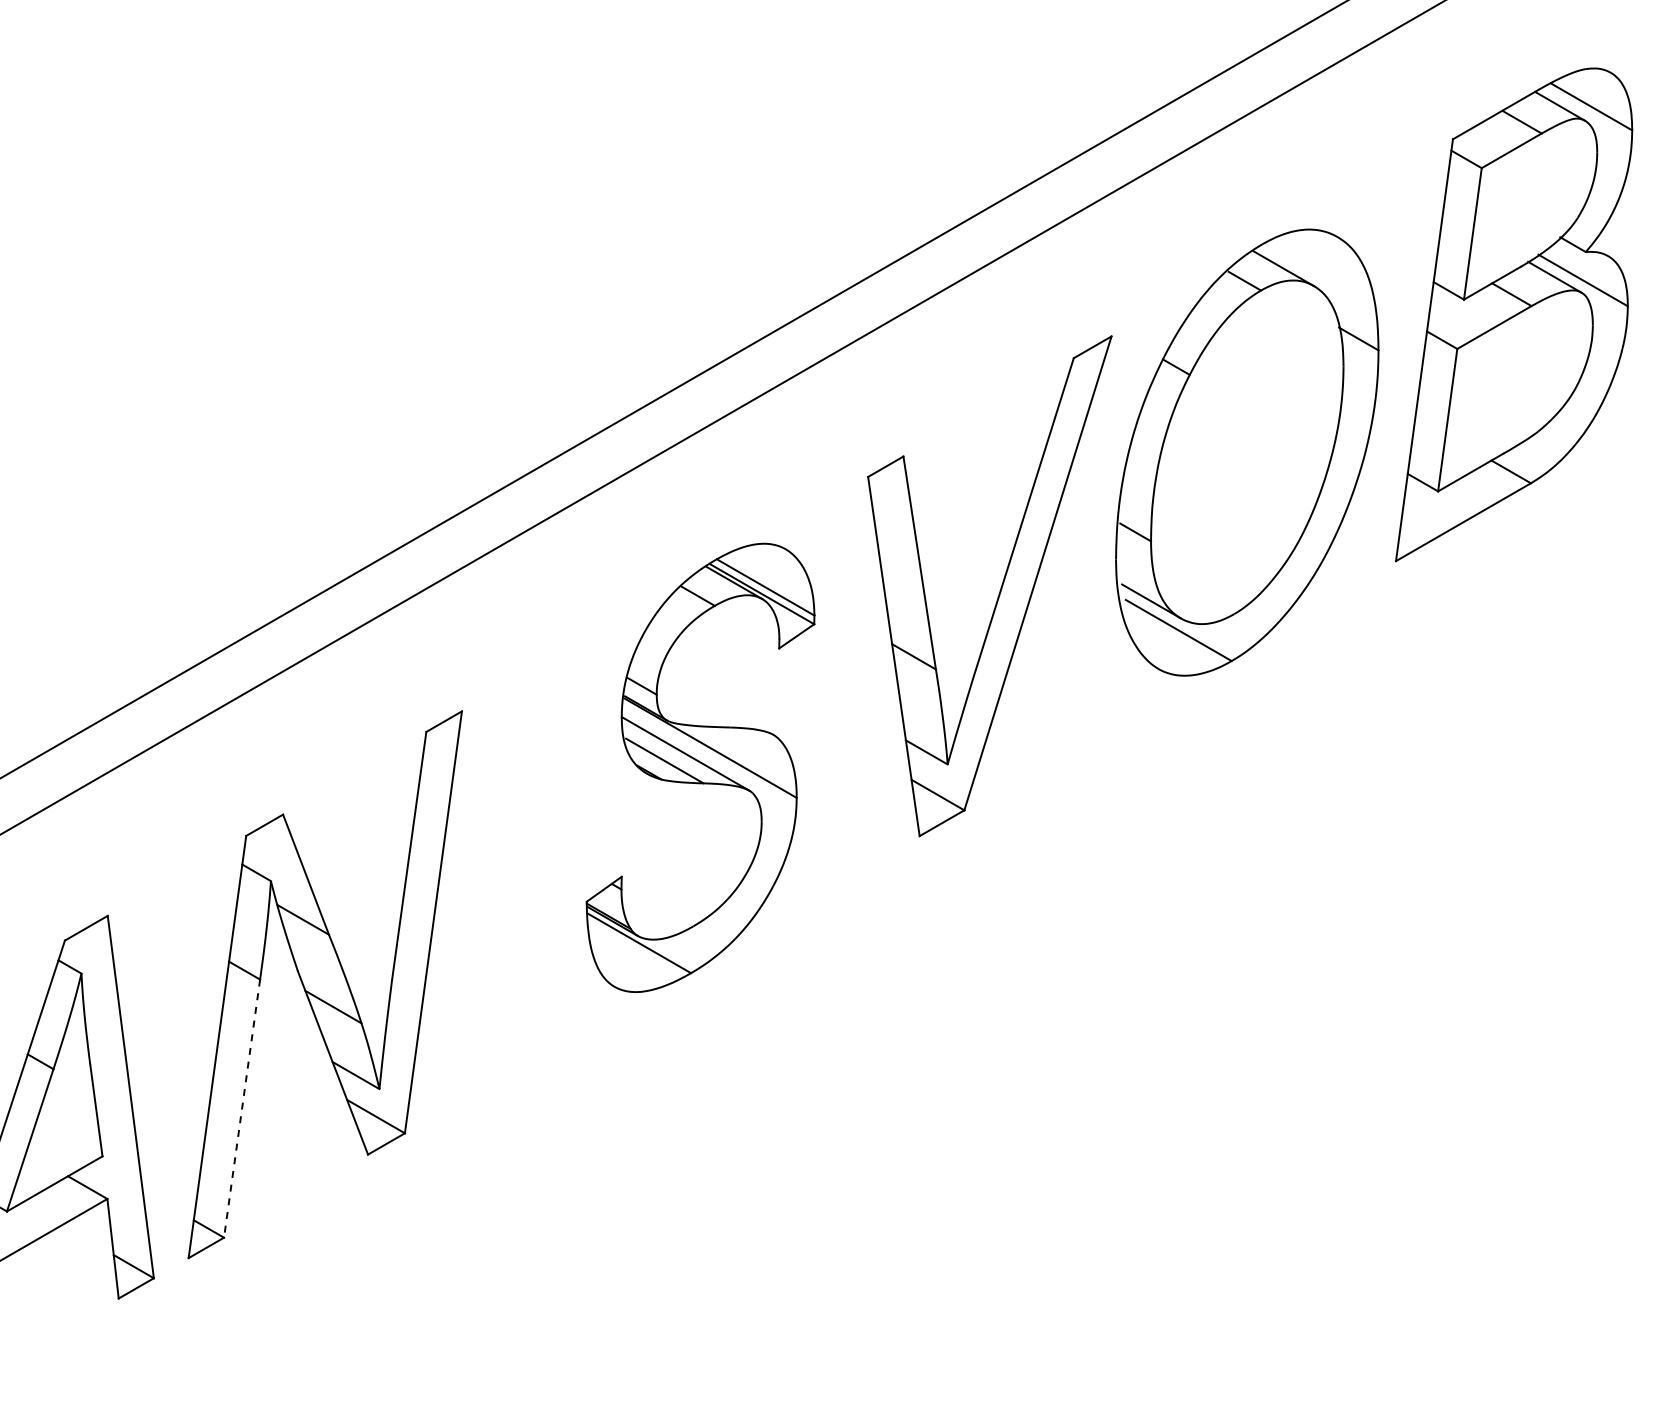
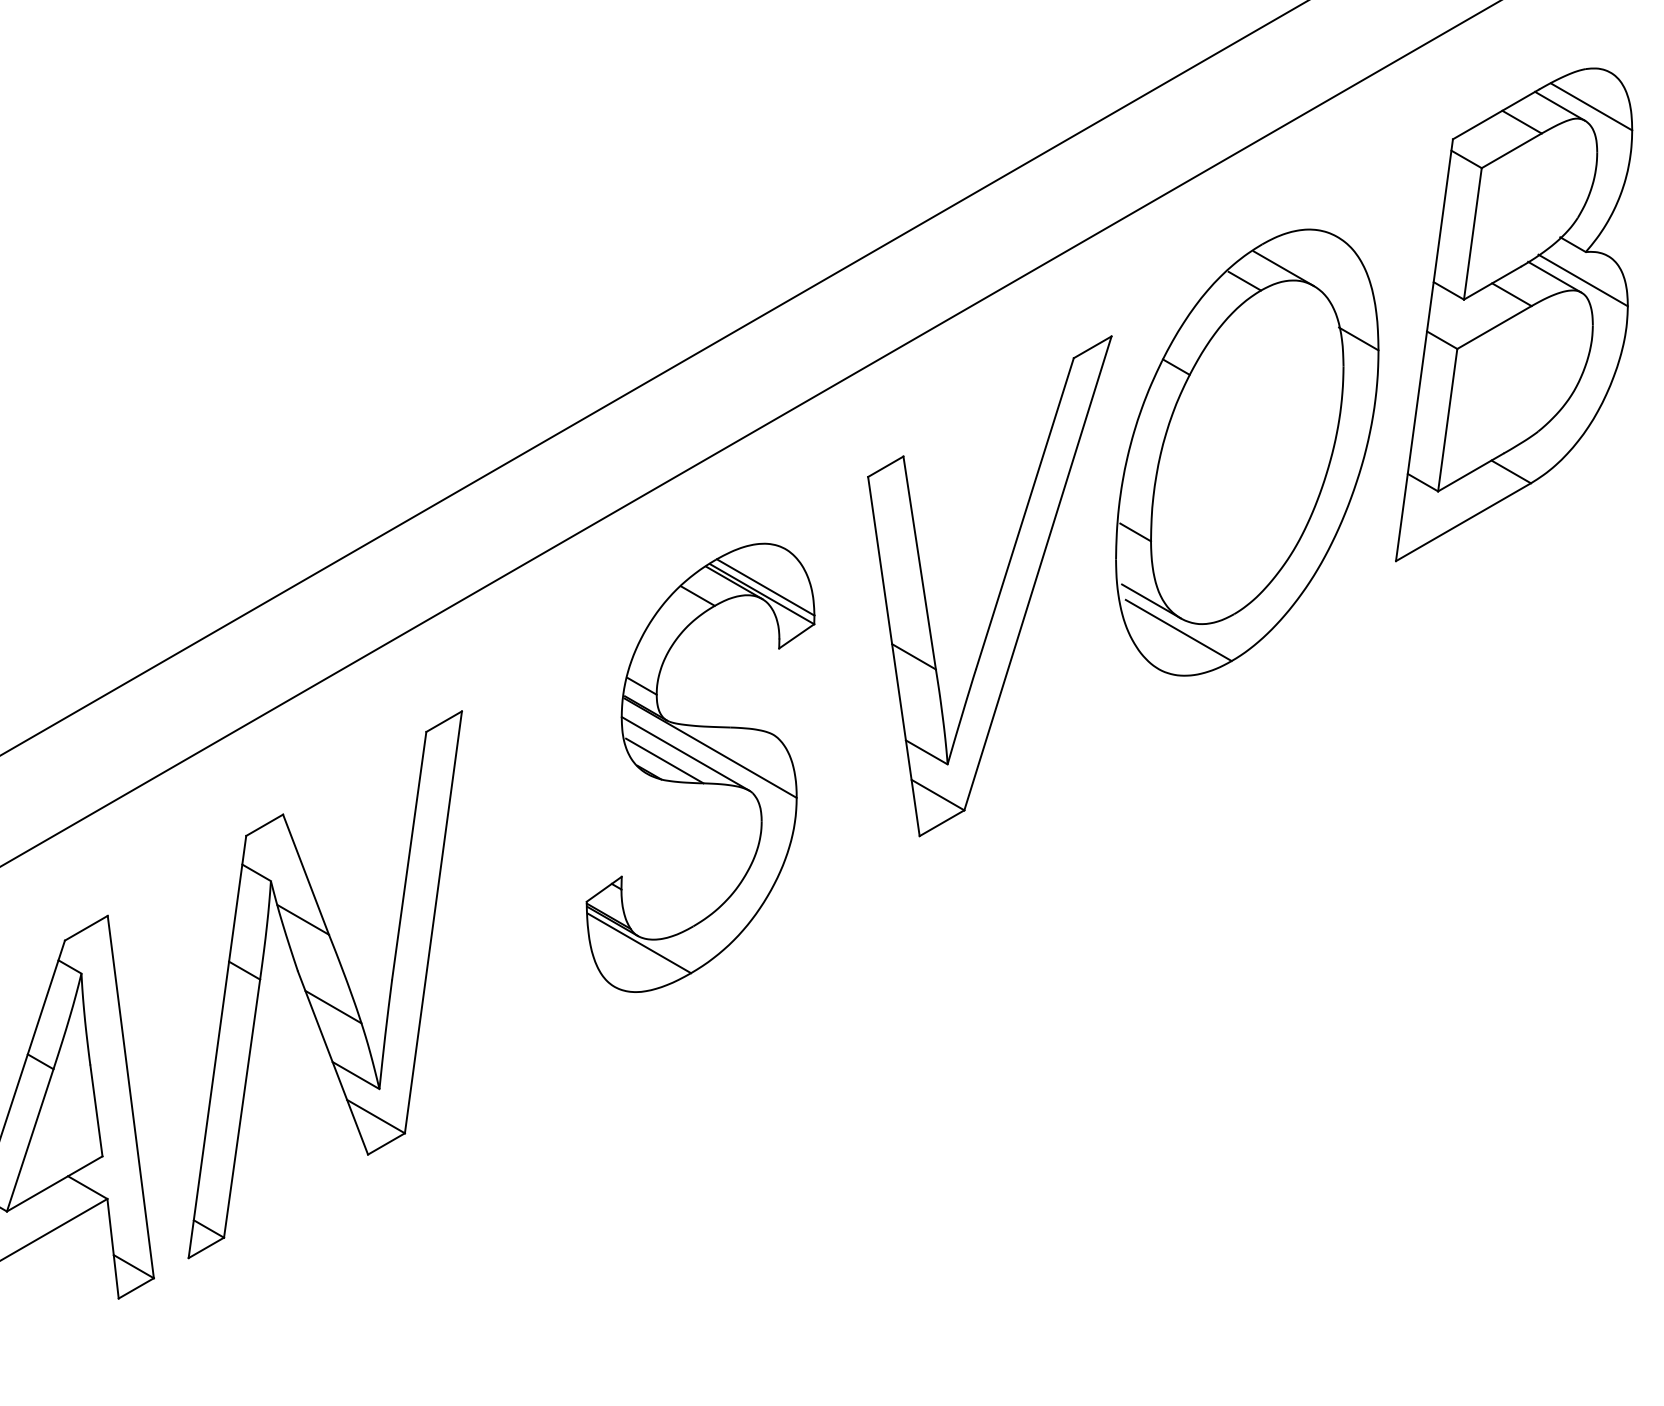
line position: (673, 389) -> (653, 378) (653, 378)
line position: (722, 417) -> (750, 433) (750, 433)
line: dashed -> solid (242, 1109)
